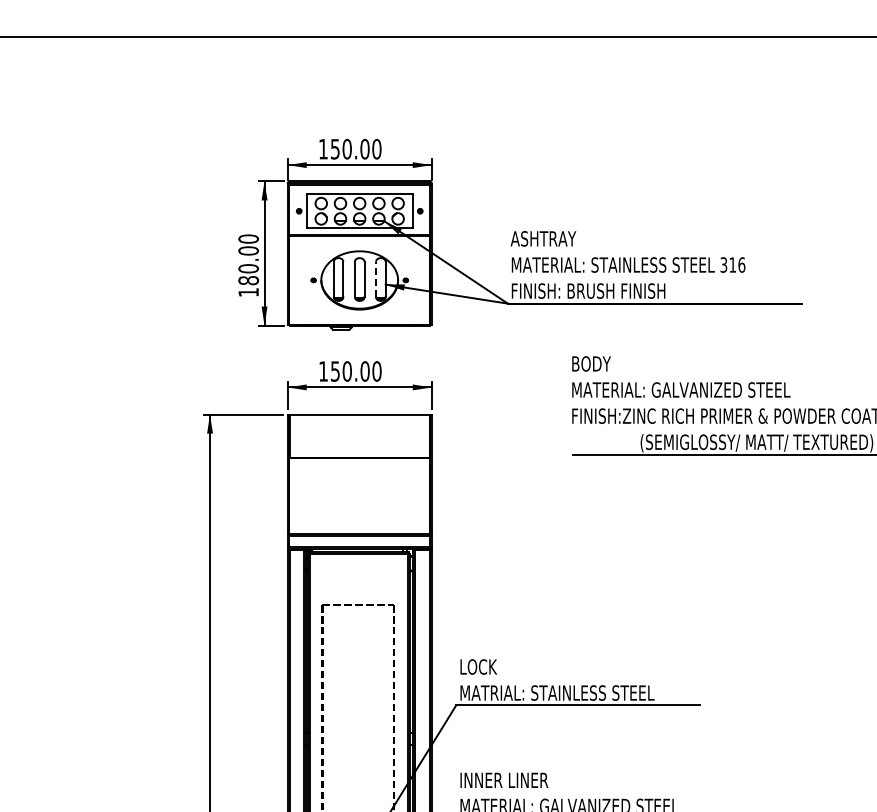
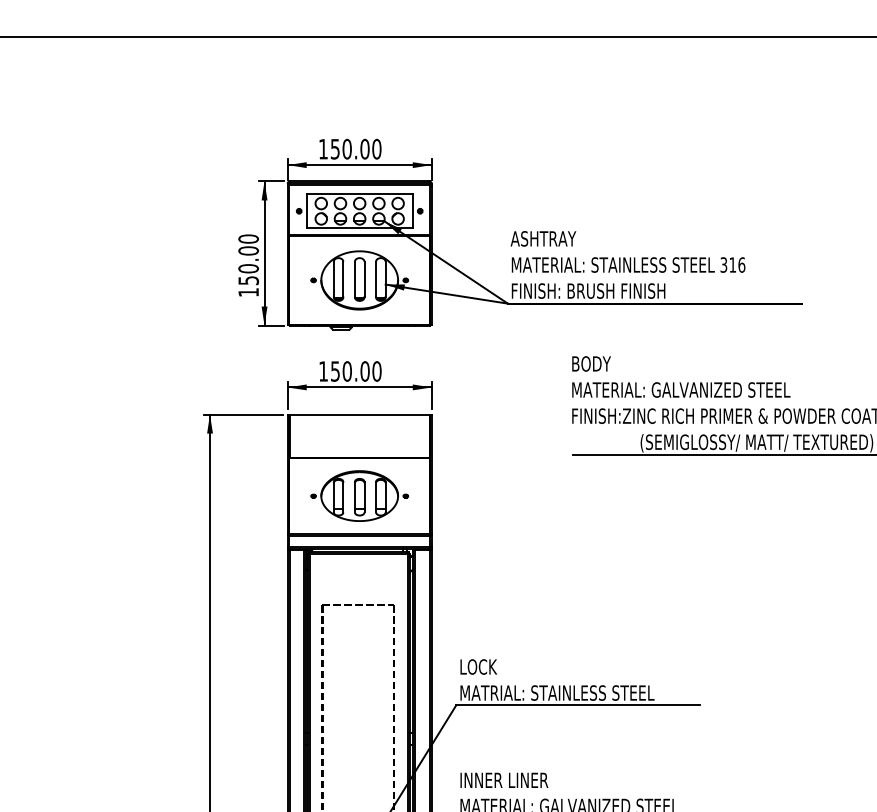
line: dashed -> solid (376, 279)
text: 180.00 -> 150.00 (248, 280)
part: none -> present (359, 495)
